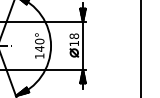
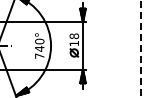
line: solid -> dashed (140, 48)
text: 140° -> 740° (39, 55)
